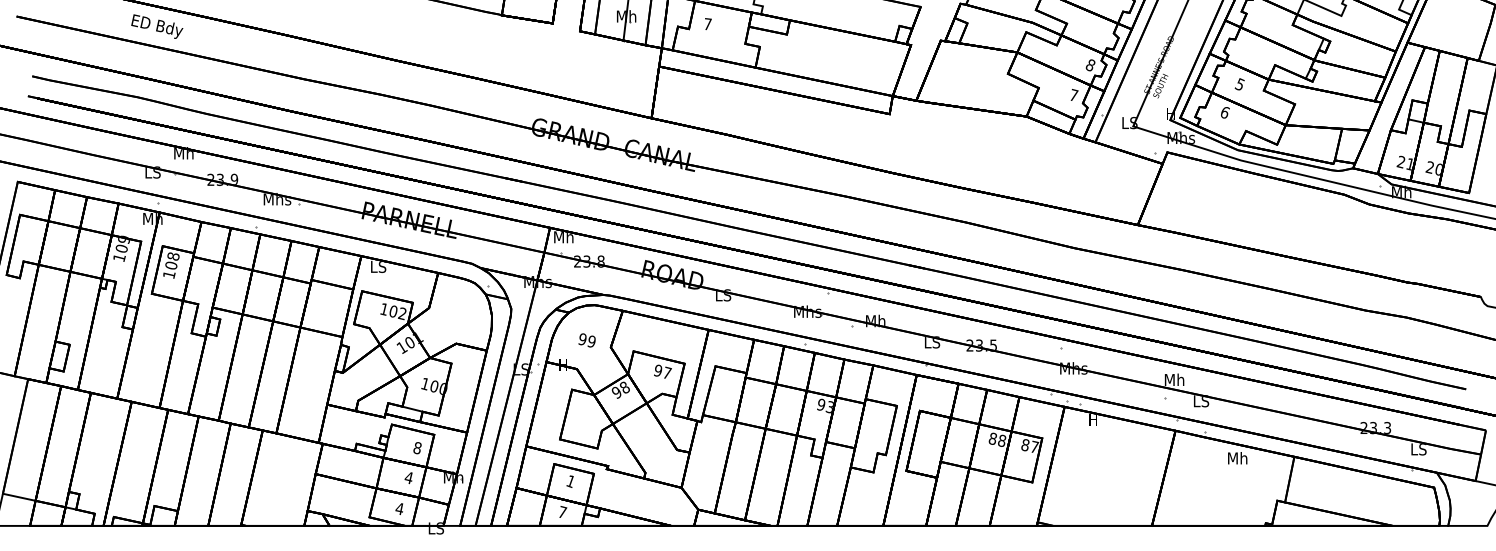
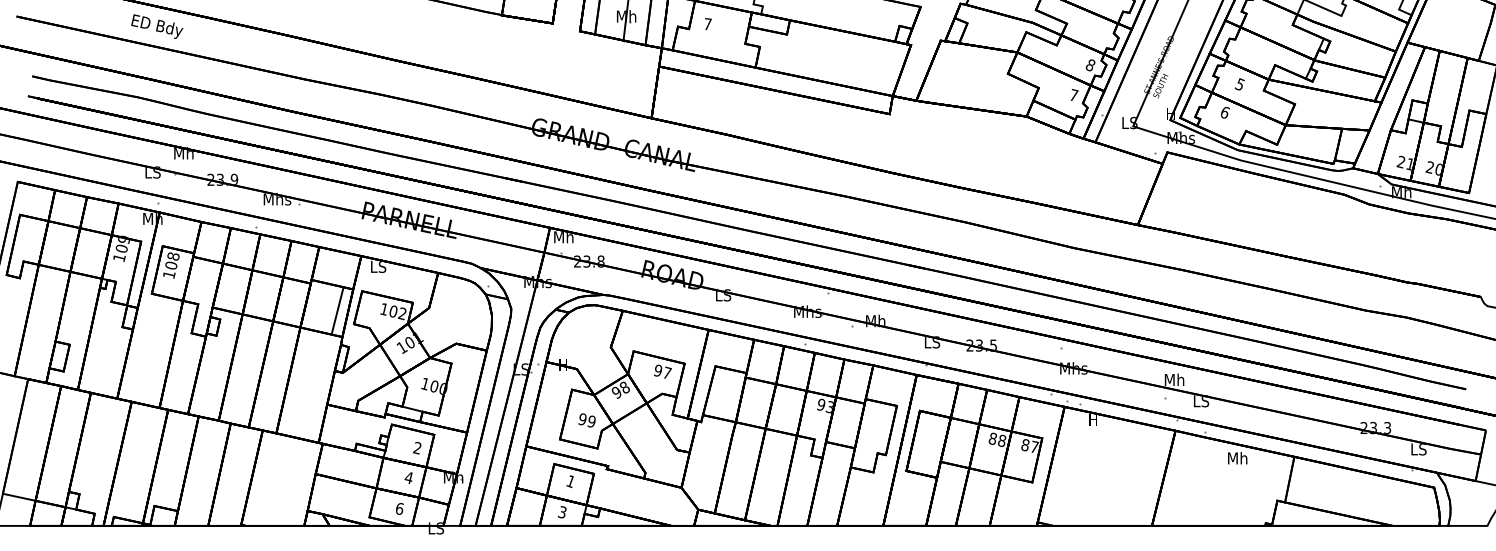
line: none -> present (337, 310)
text position: (586, 340) -> (586, 420) (586, 420)
text: 8 -> 2 (417, 447)
text: 4 -> 6 (399, 509)
text: 7 -> 3 (562, 512)
